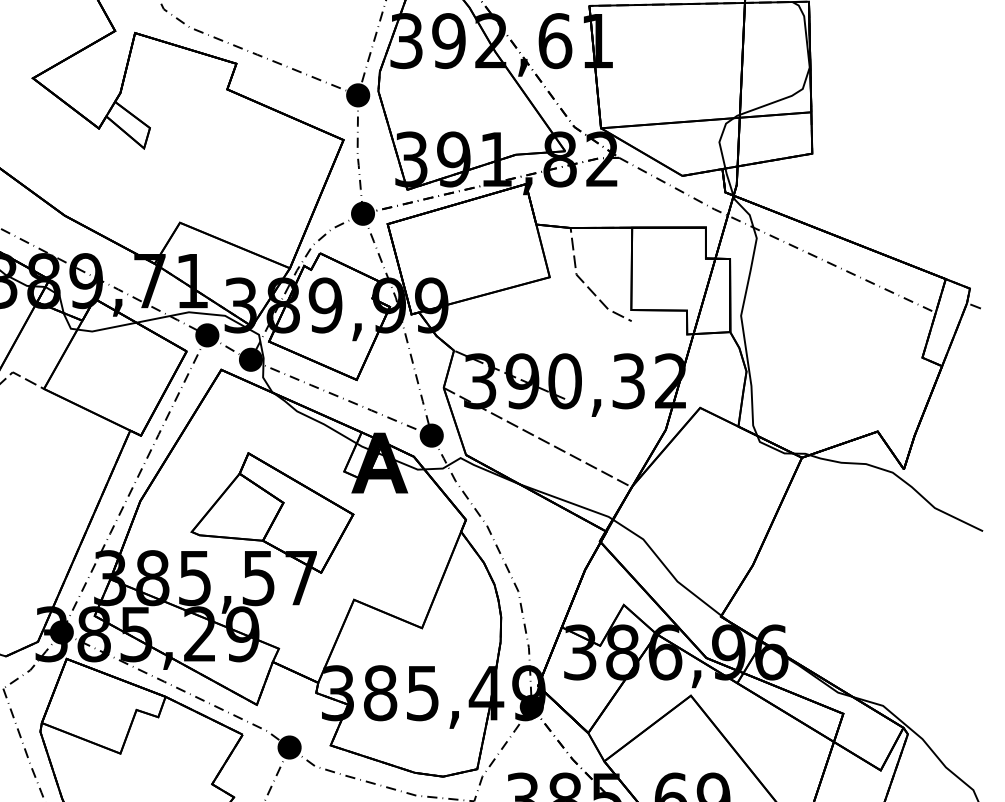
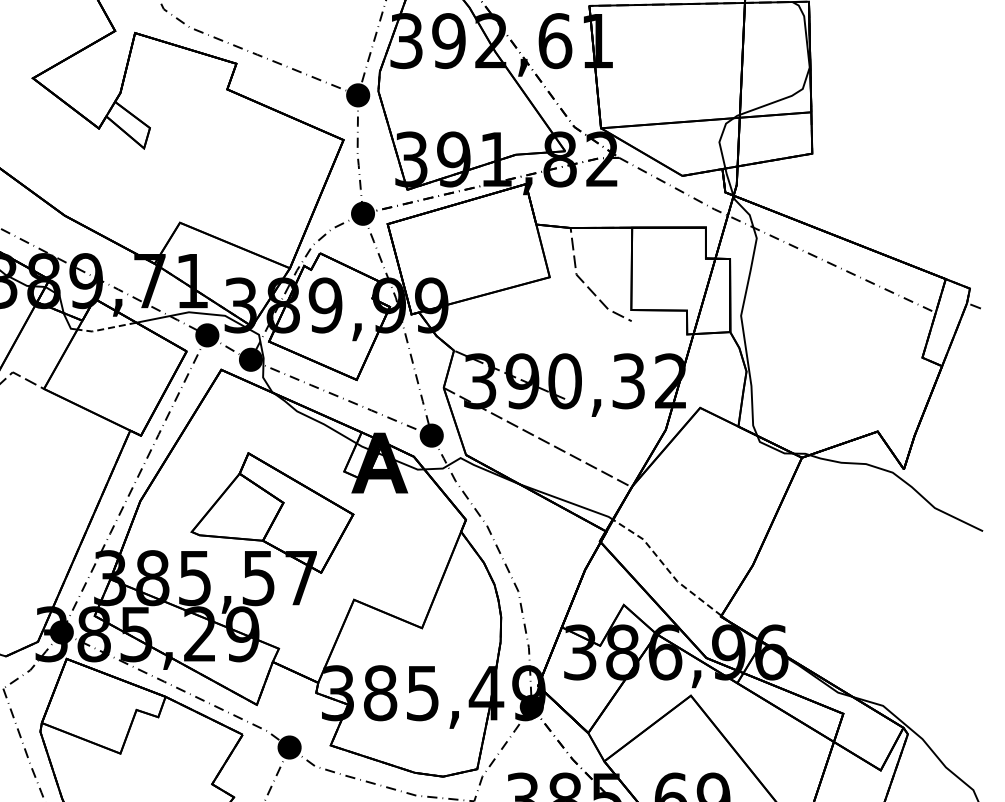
line: solid -> dashed (106, 328)
line: solid -> dashed (666, 567)
